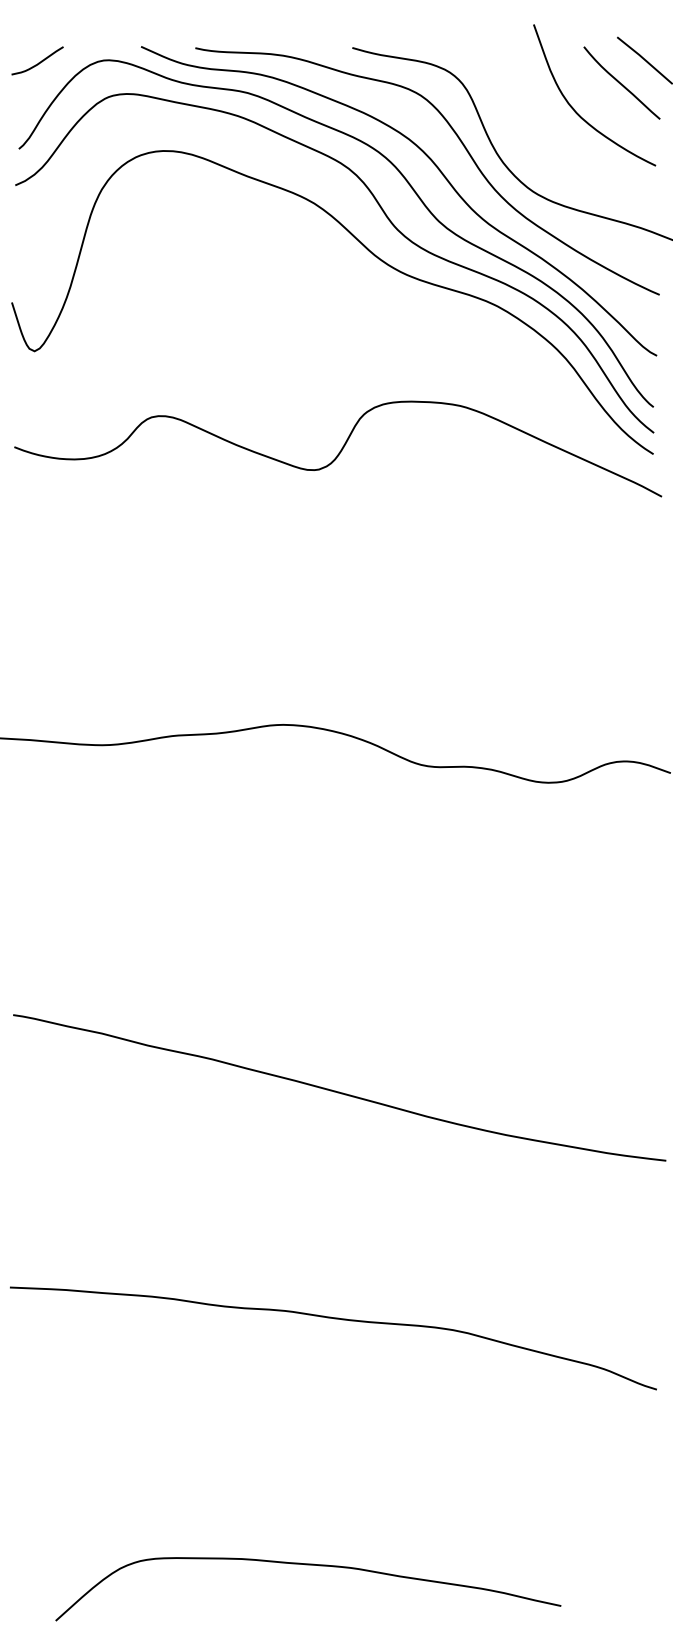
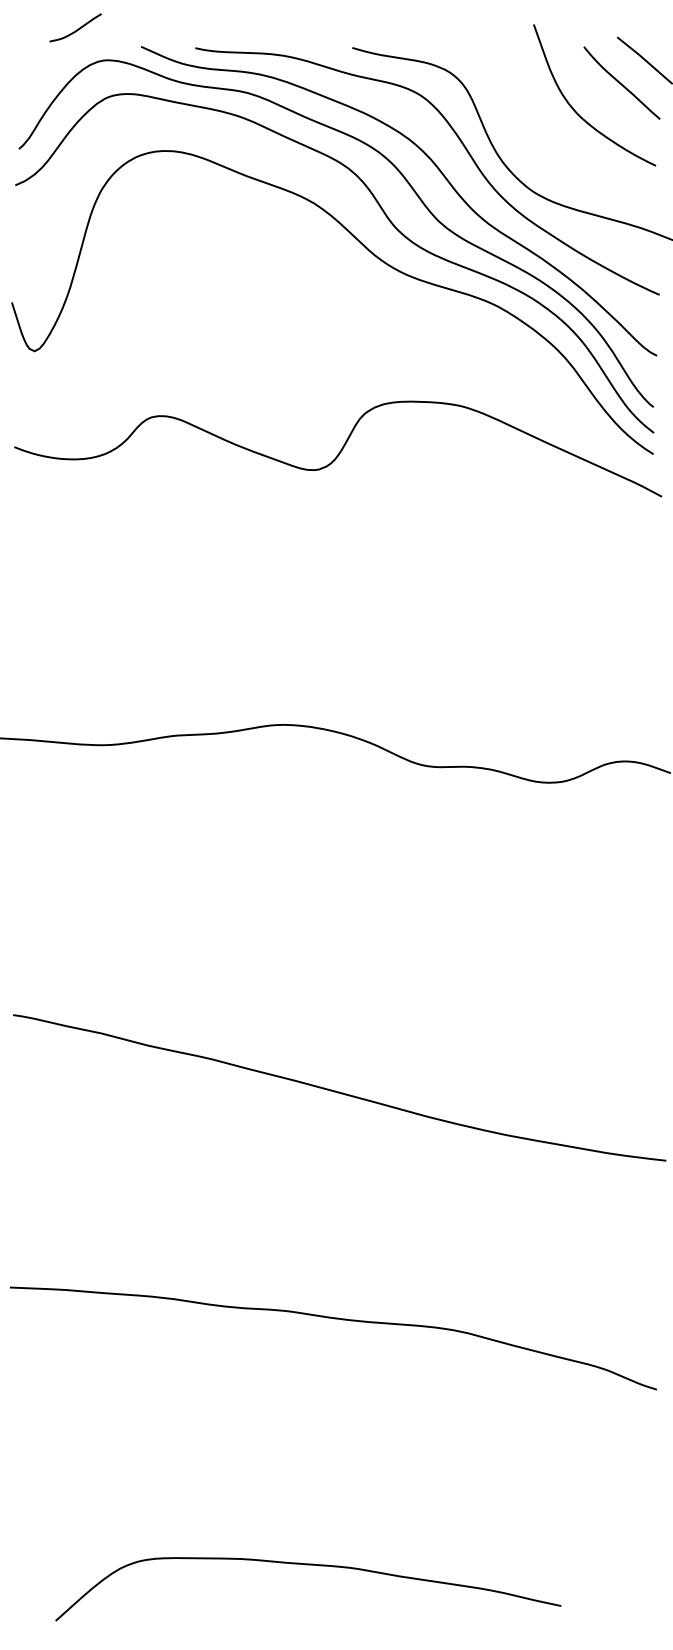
curve position: (38, 62) -> (76, 29) (76, 29)
